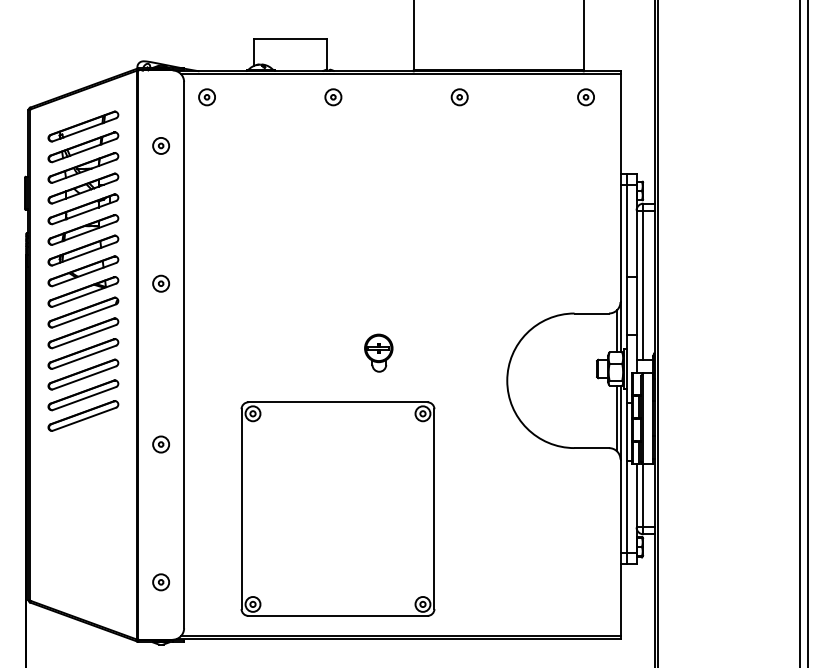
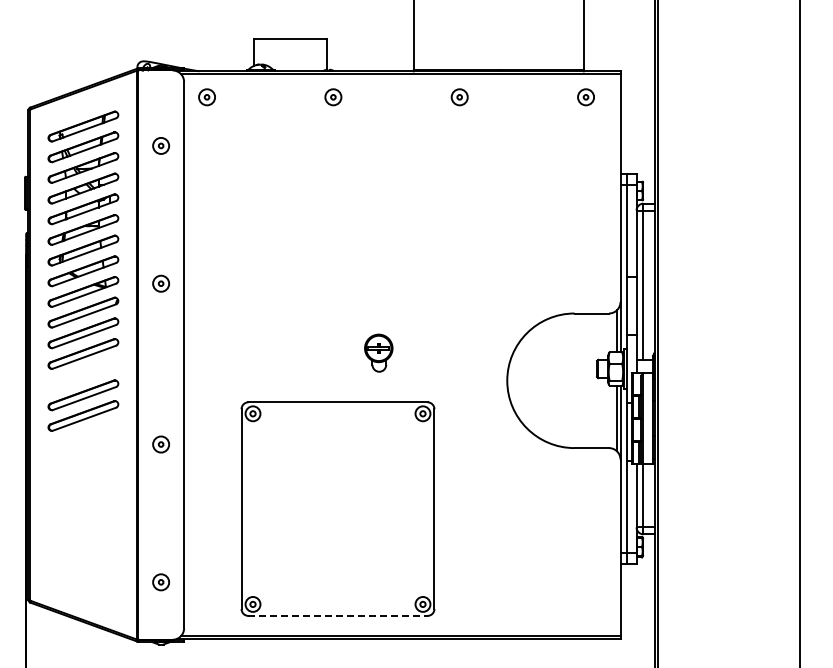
line: present -> none (808, 333)
part: present -> none (83, 374)
line: solid -> dashed (338, 615)
